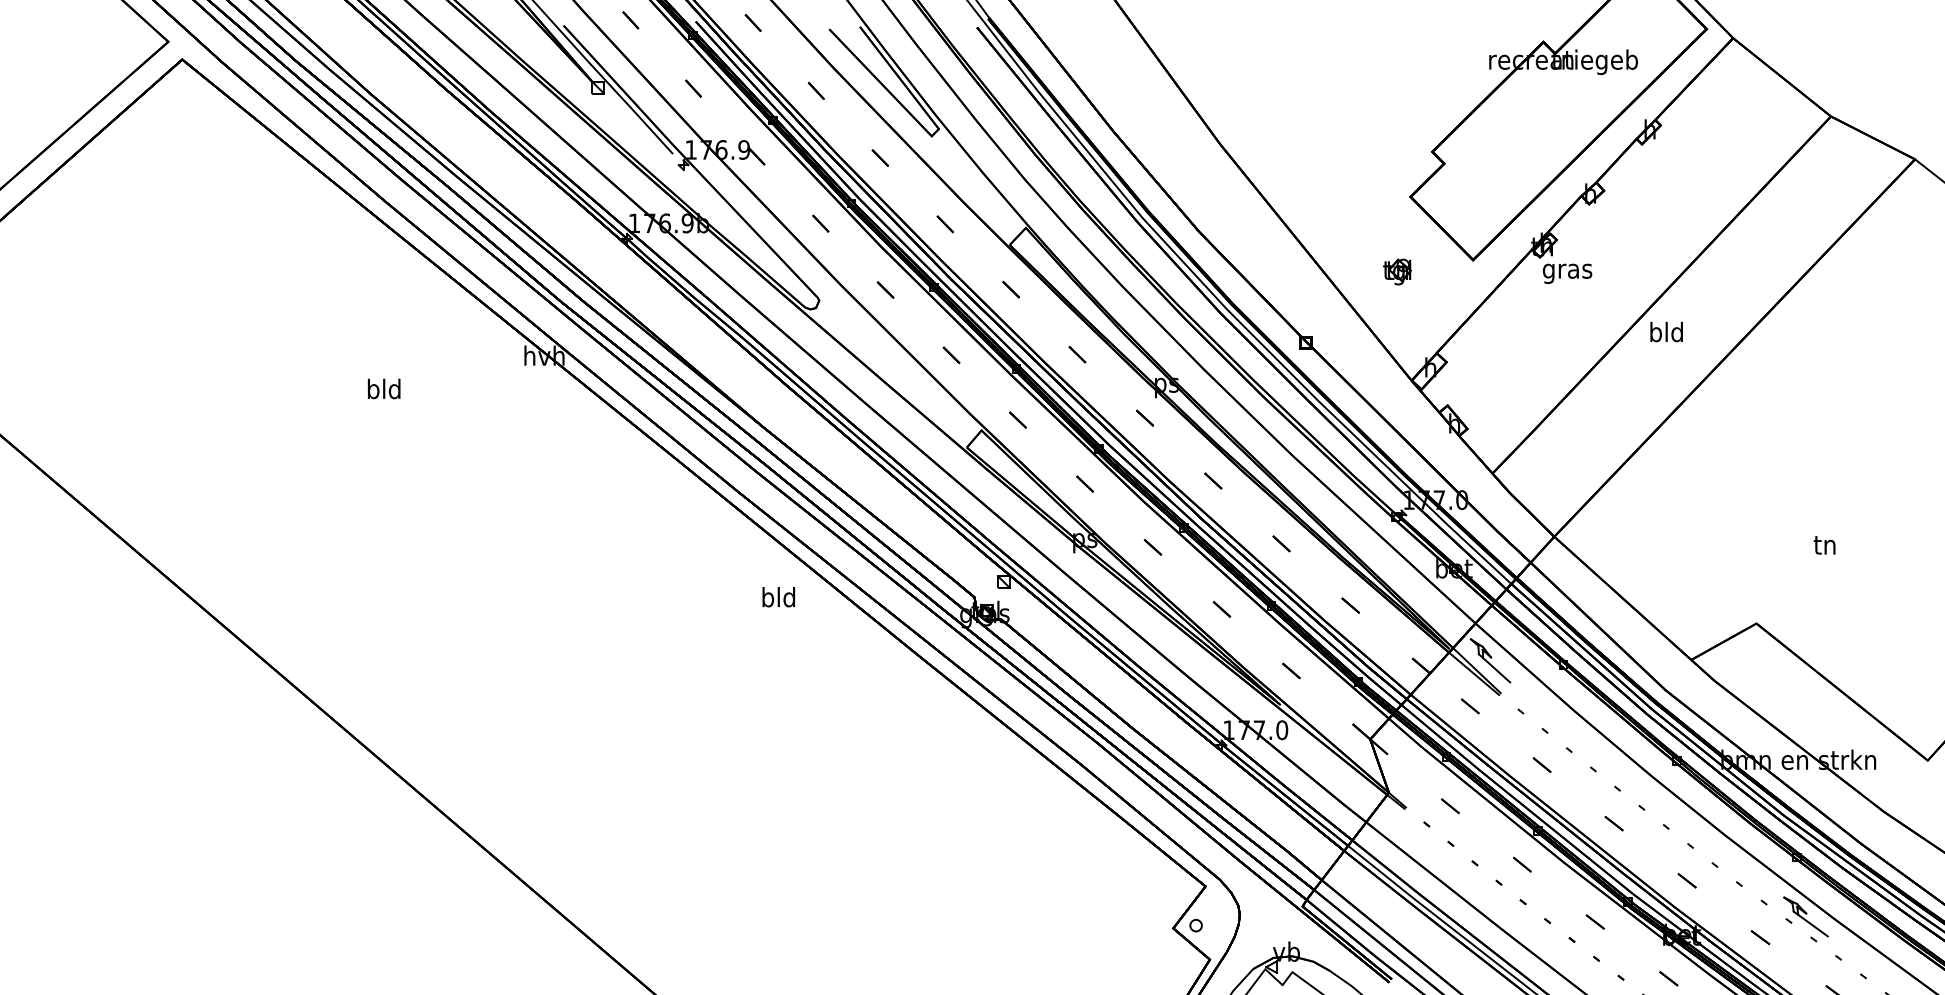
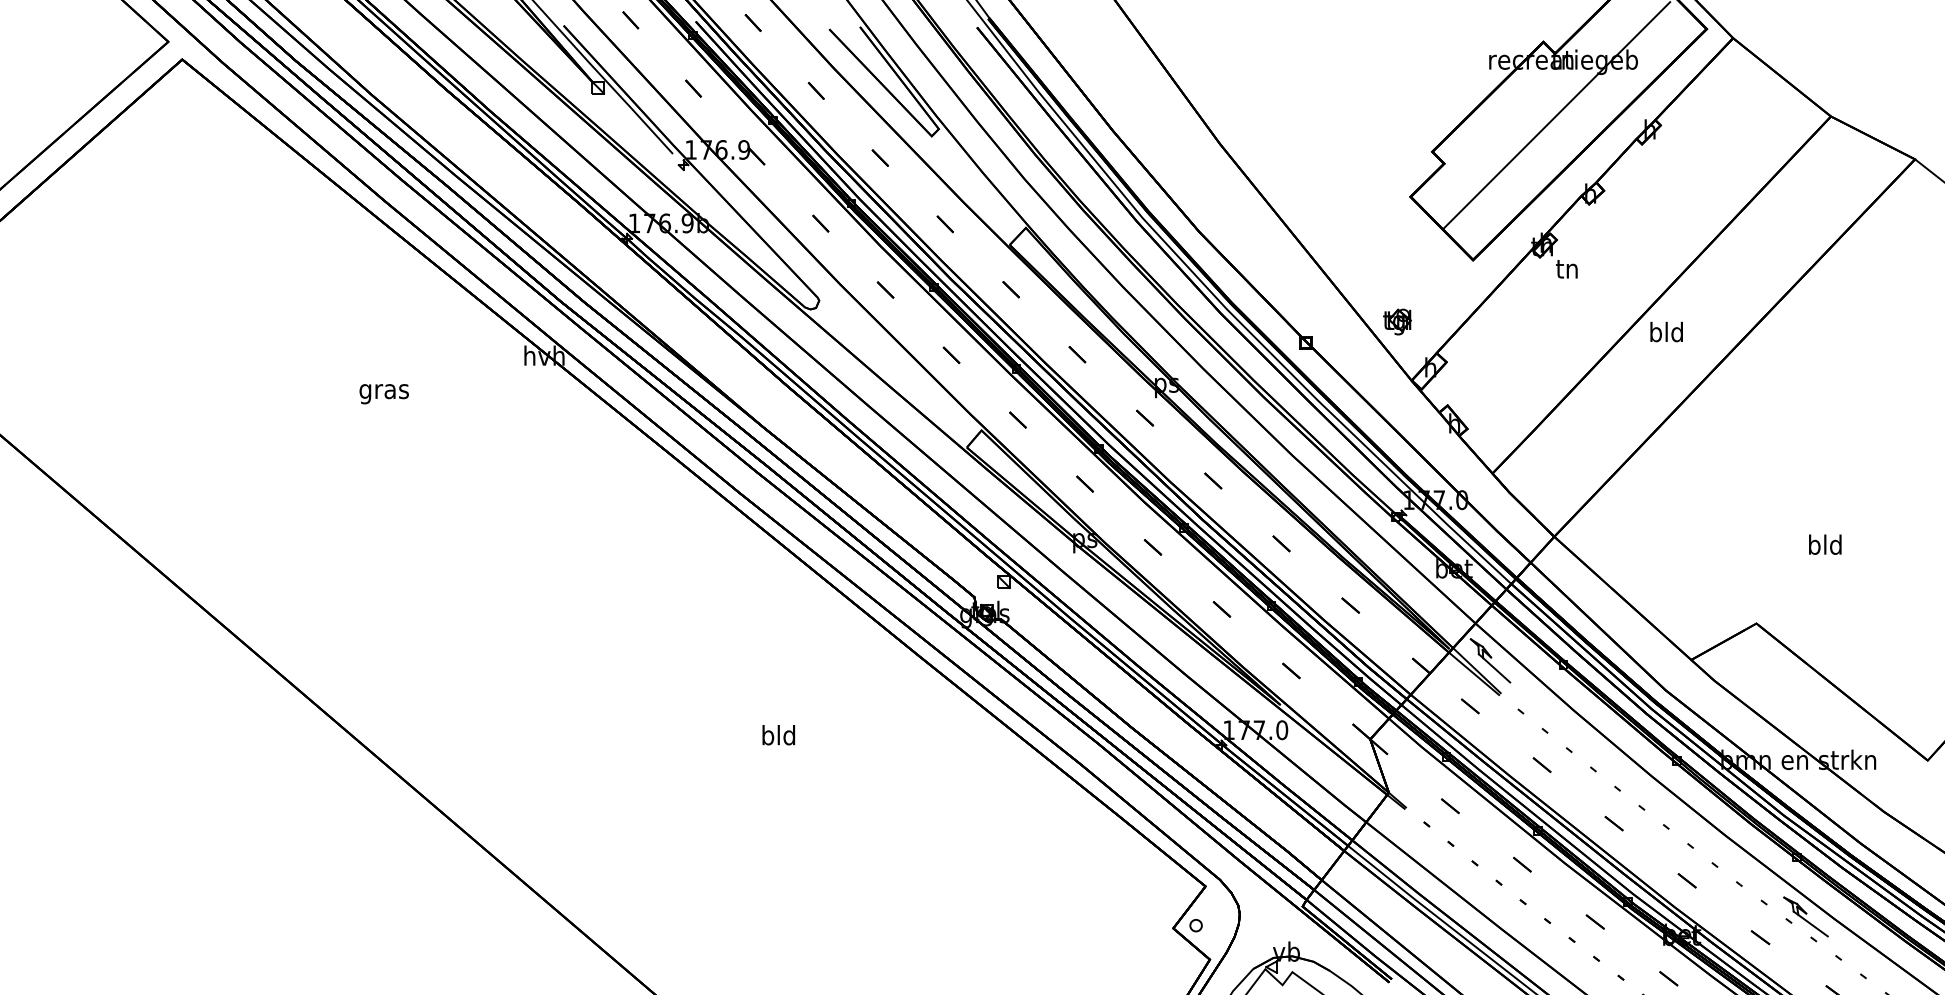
line: none -> present (1556, 115)
part position: (1397, 271) -> (1397, 321) (1397, 321)
text: gras -> tn (1567, 271)
text: bld -> gras (383, 391)
text: tn -> bld (1825, 544)
text position: (778, 597) -> (778, 735) (778, 735)
